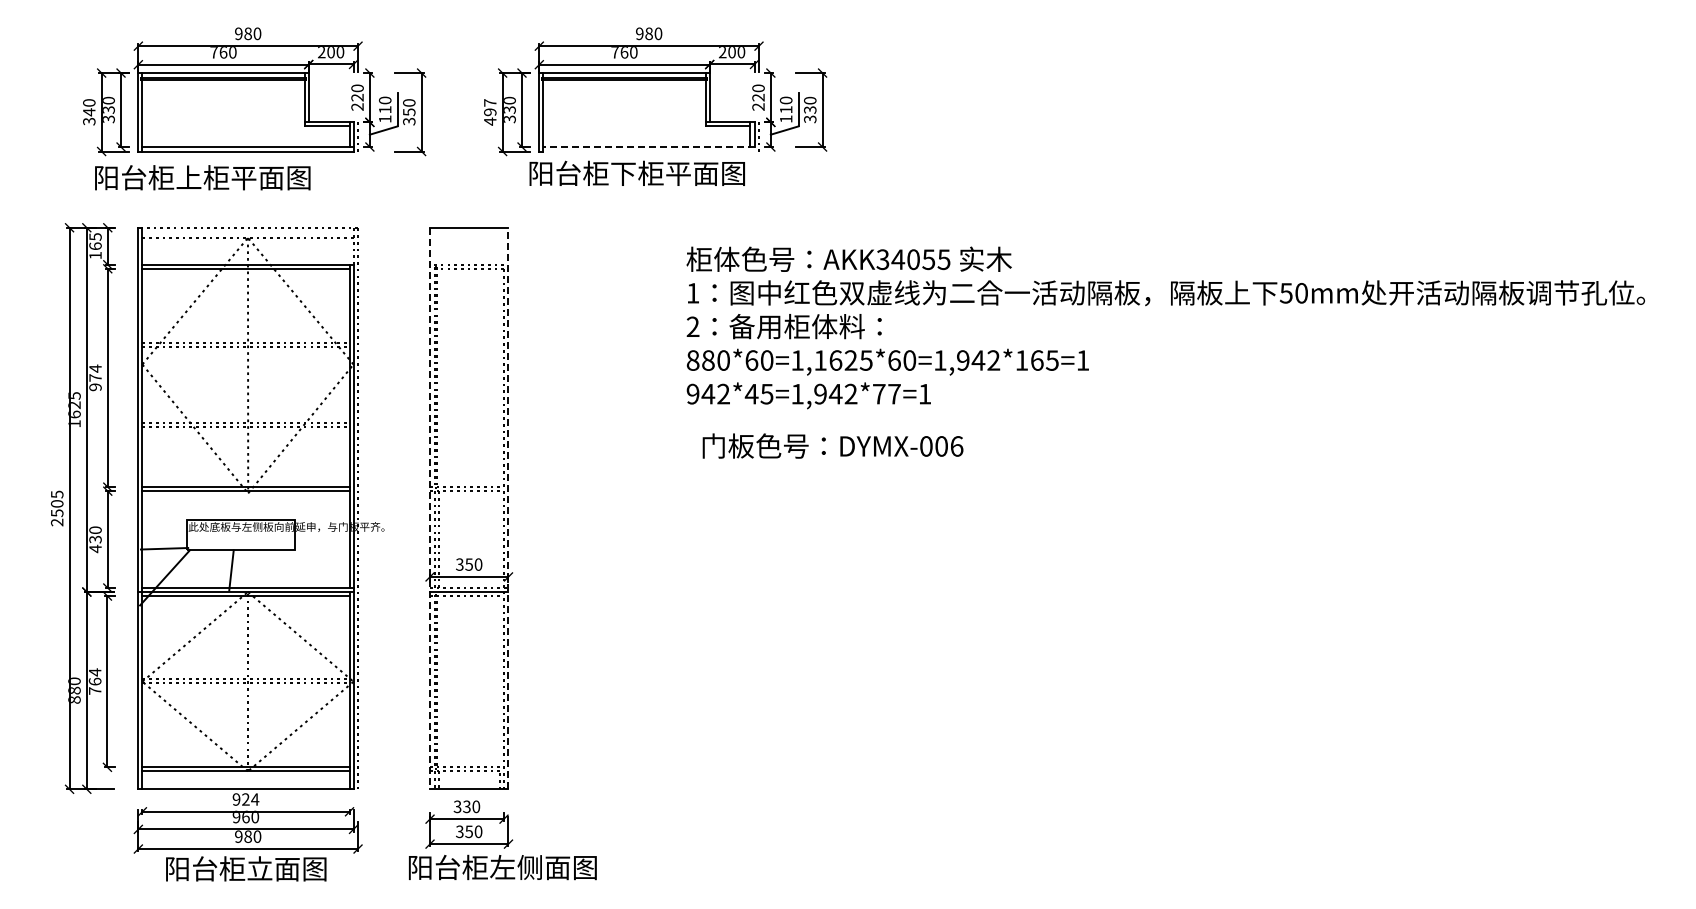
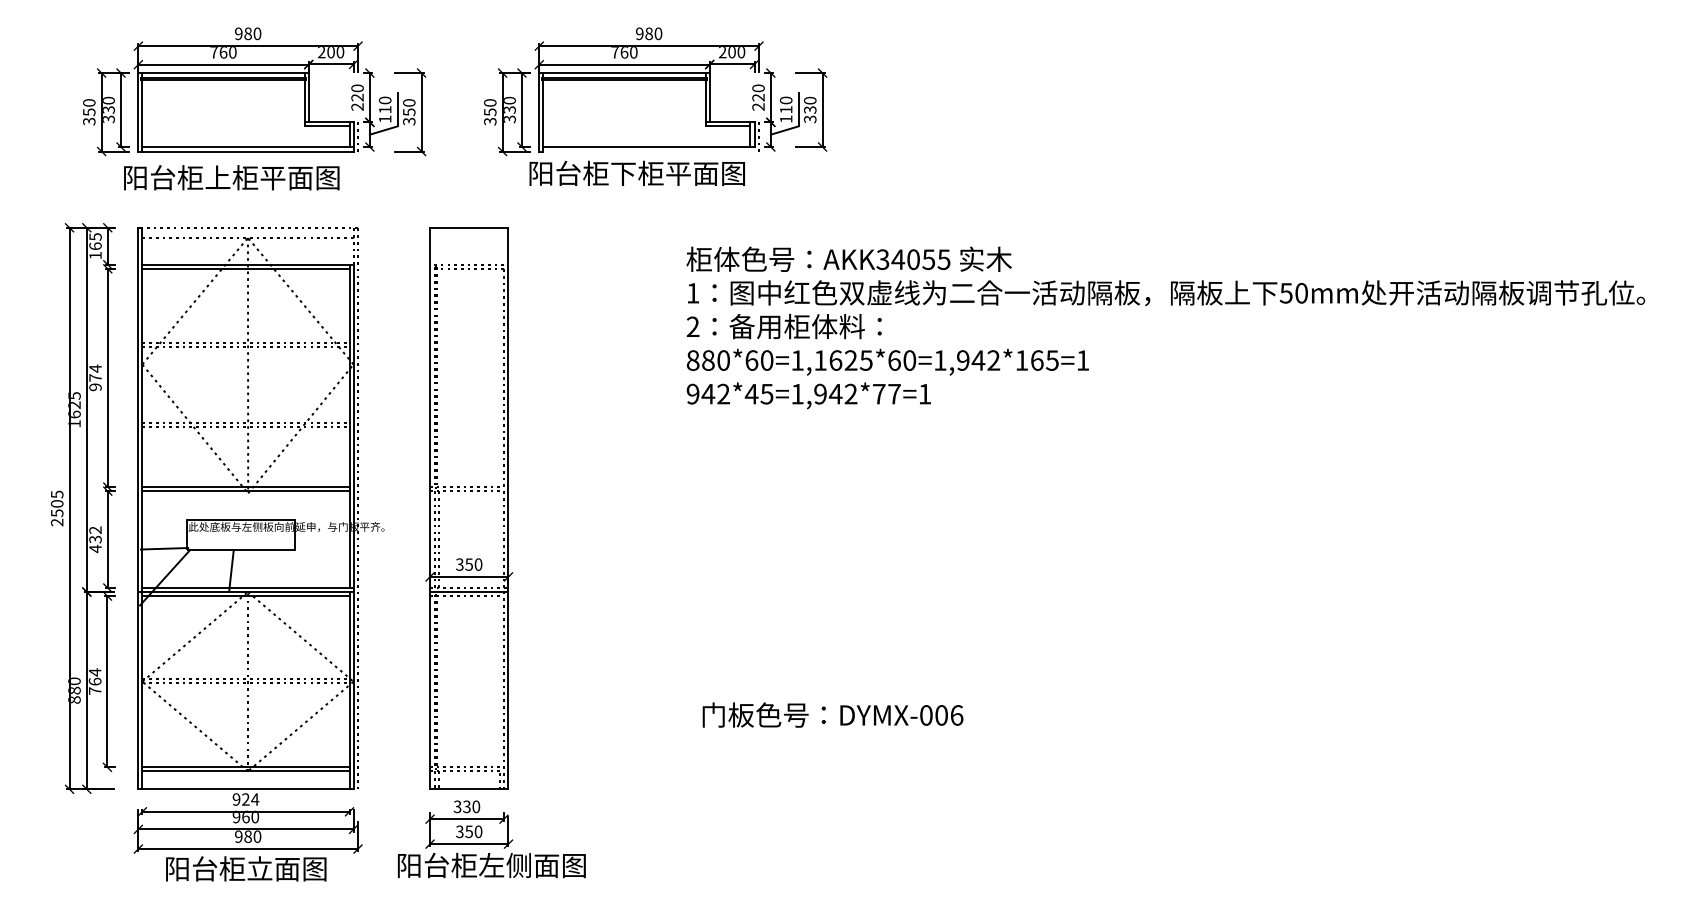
text: 340 -> 350 (89, 112)
text: 497 -> 350 (490, 112)
line: dashed -> solid (648, 147)
text position: (202, 177) -> (231, 177) (231, 177)
text position: (832, 445) -> (832, 714) (832, 714)
line: dashed -> solid (430, 508)
line: dashed -> solid (508, 508)
text: 430 -> 432 (95, 530)
text position: (502, 867) -> (491, 865) (491, 865)
